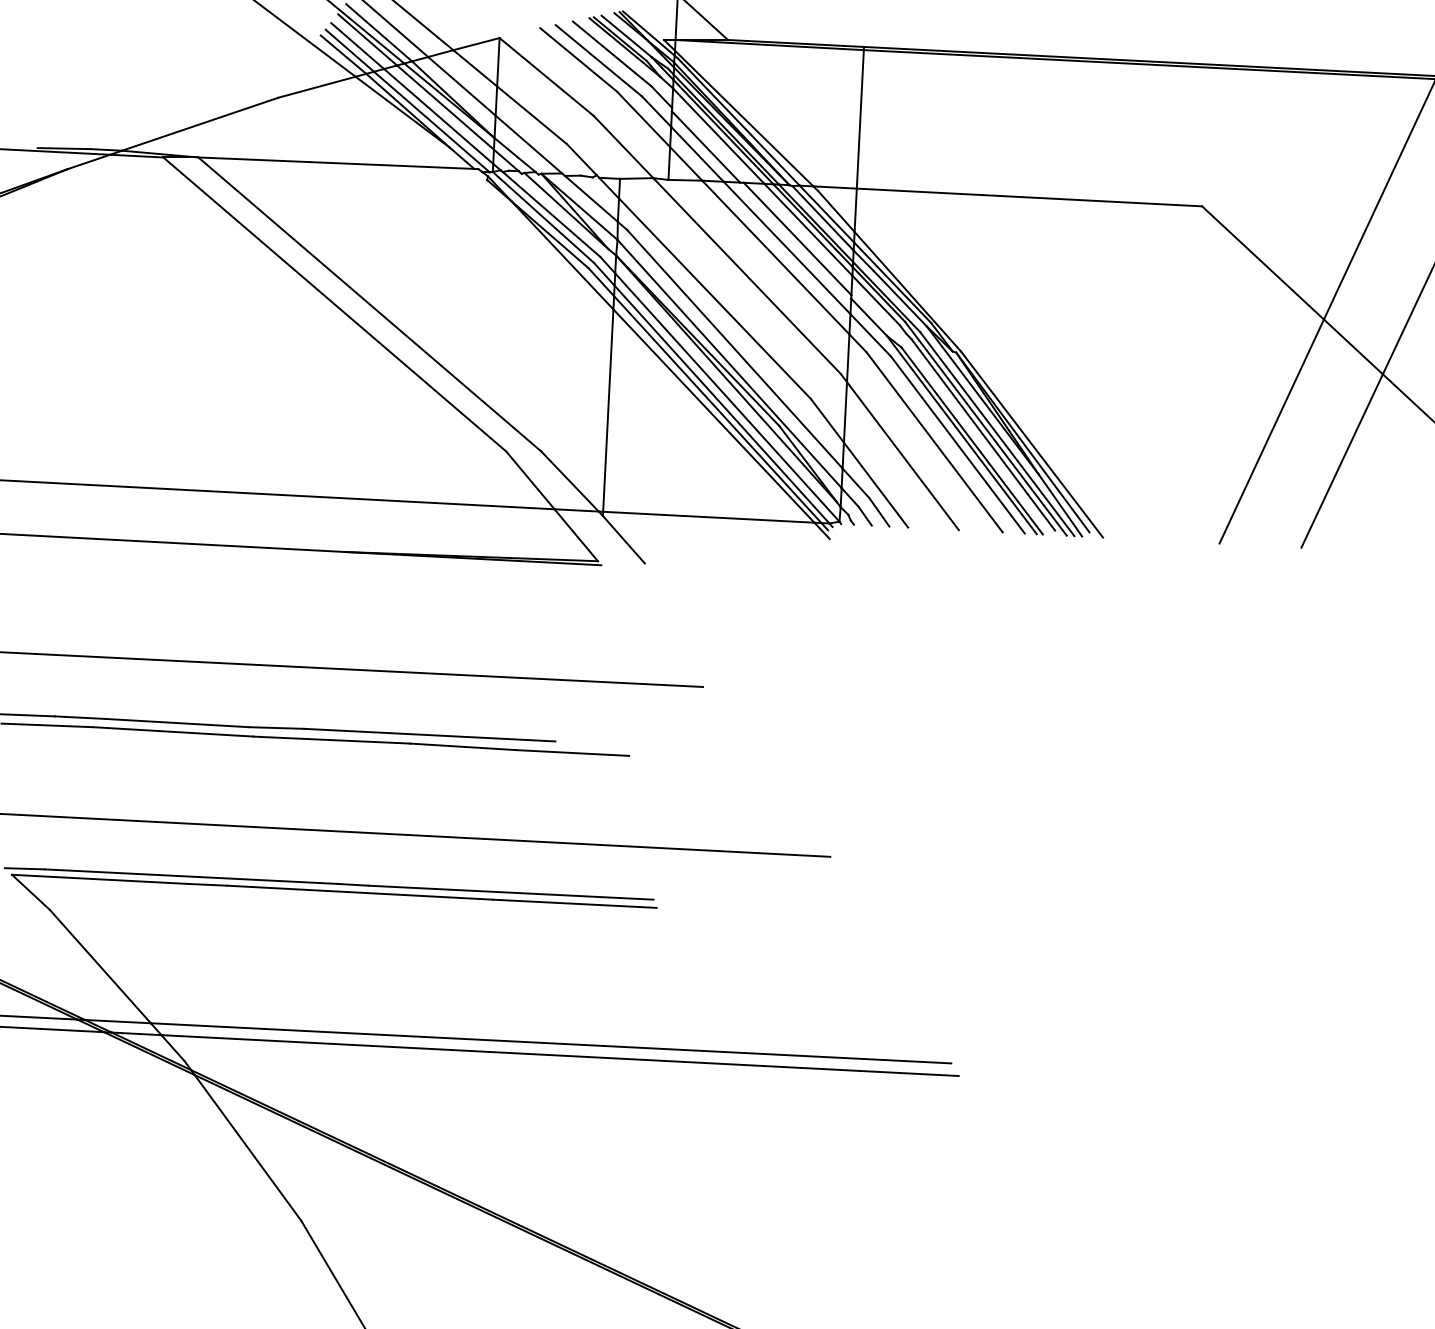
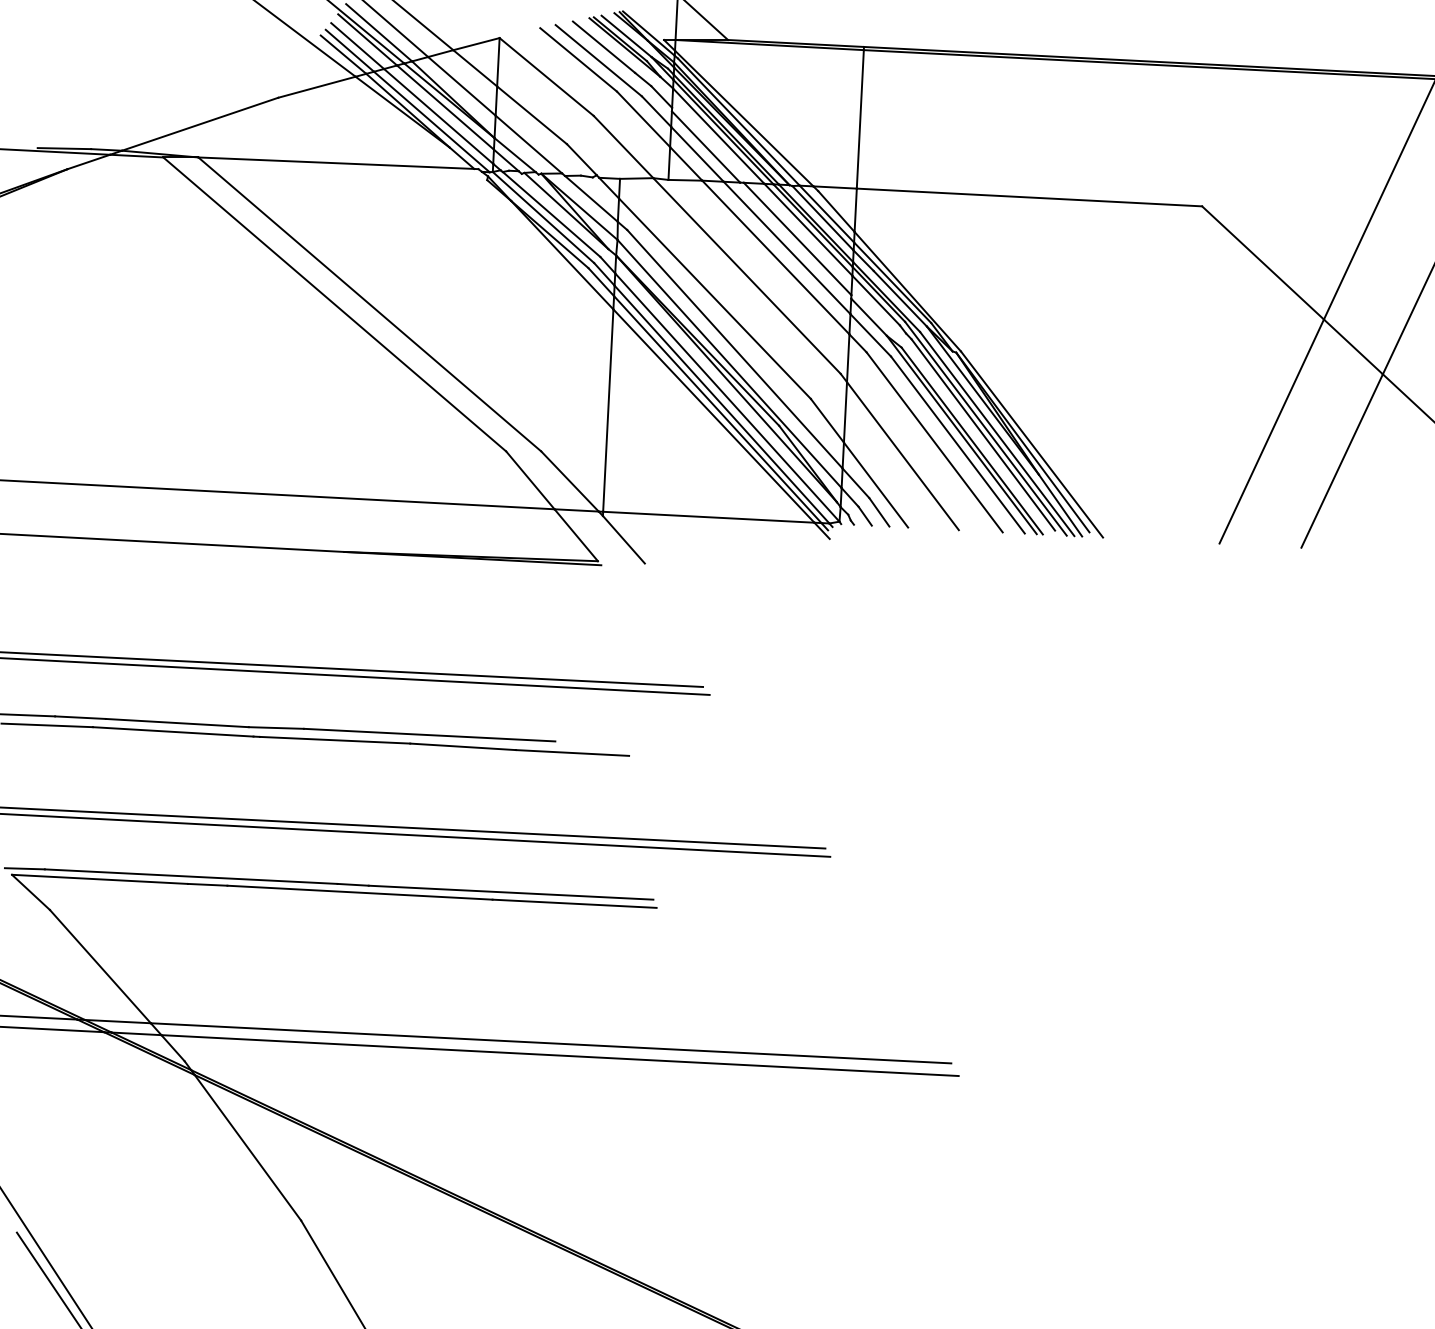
line: none -> present (355, 676)
line: none -> present (413, 827)
line: none -> present (46, 1257)
line: none -> present (47, 1278)
